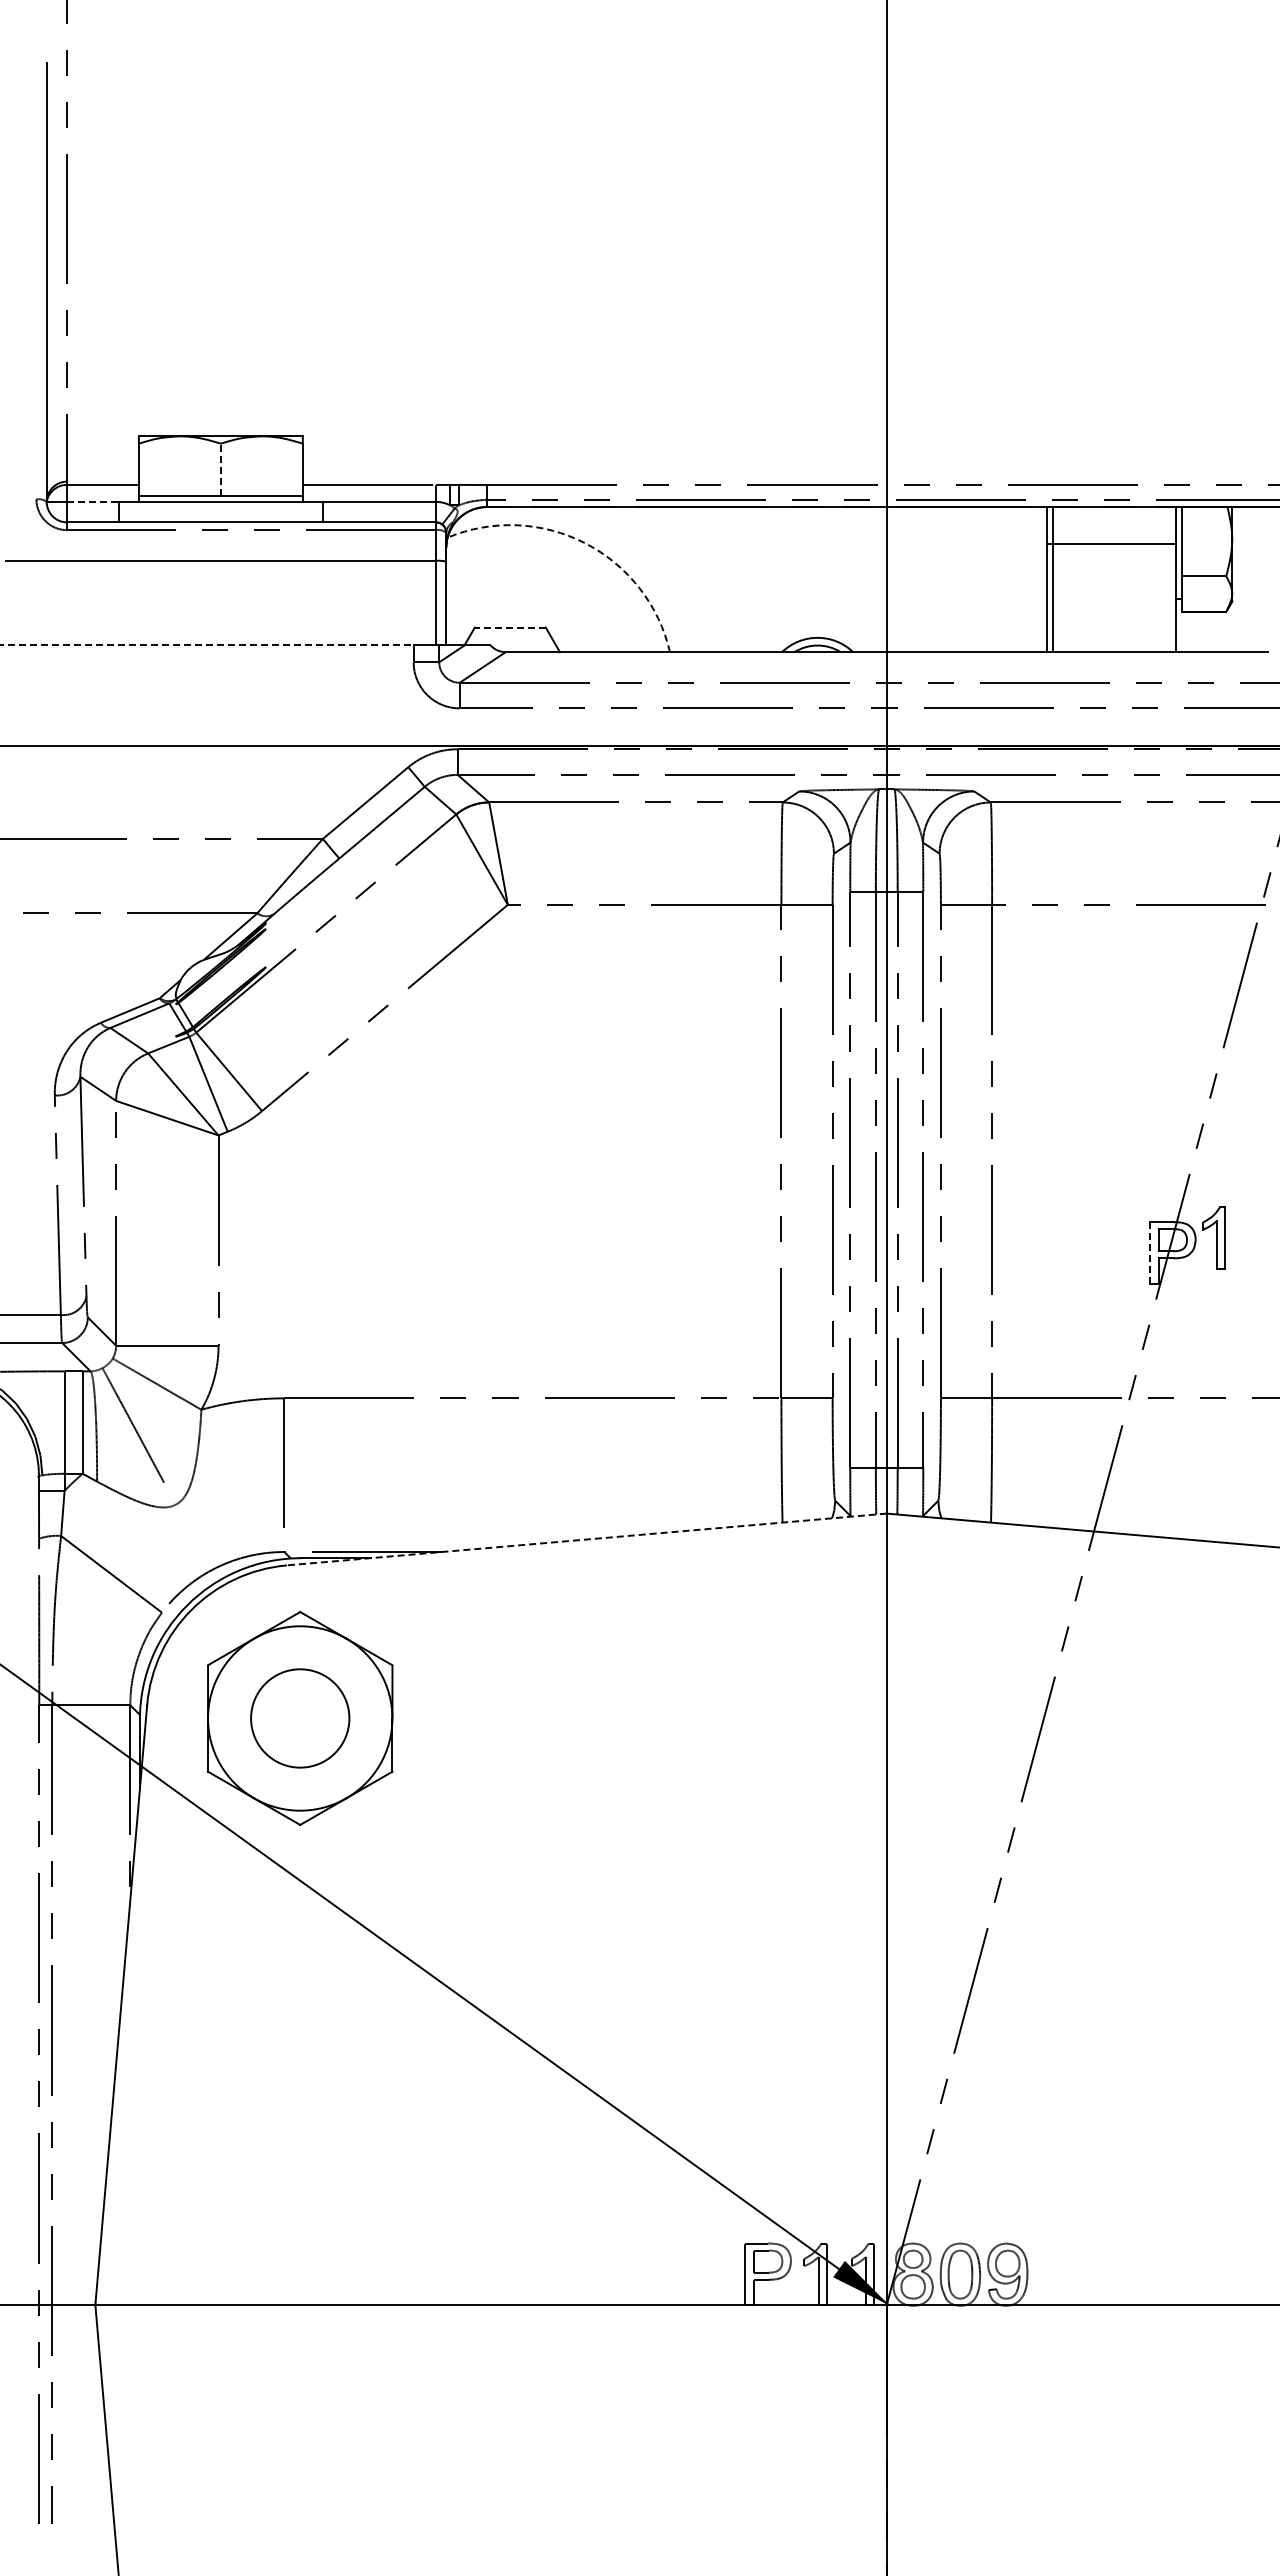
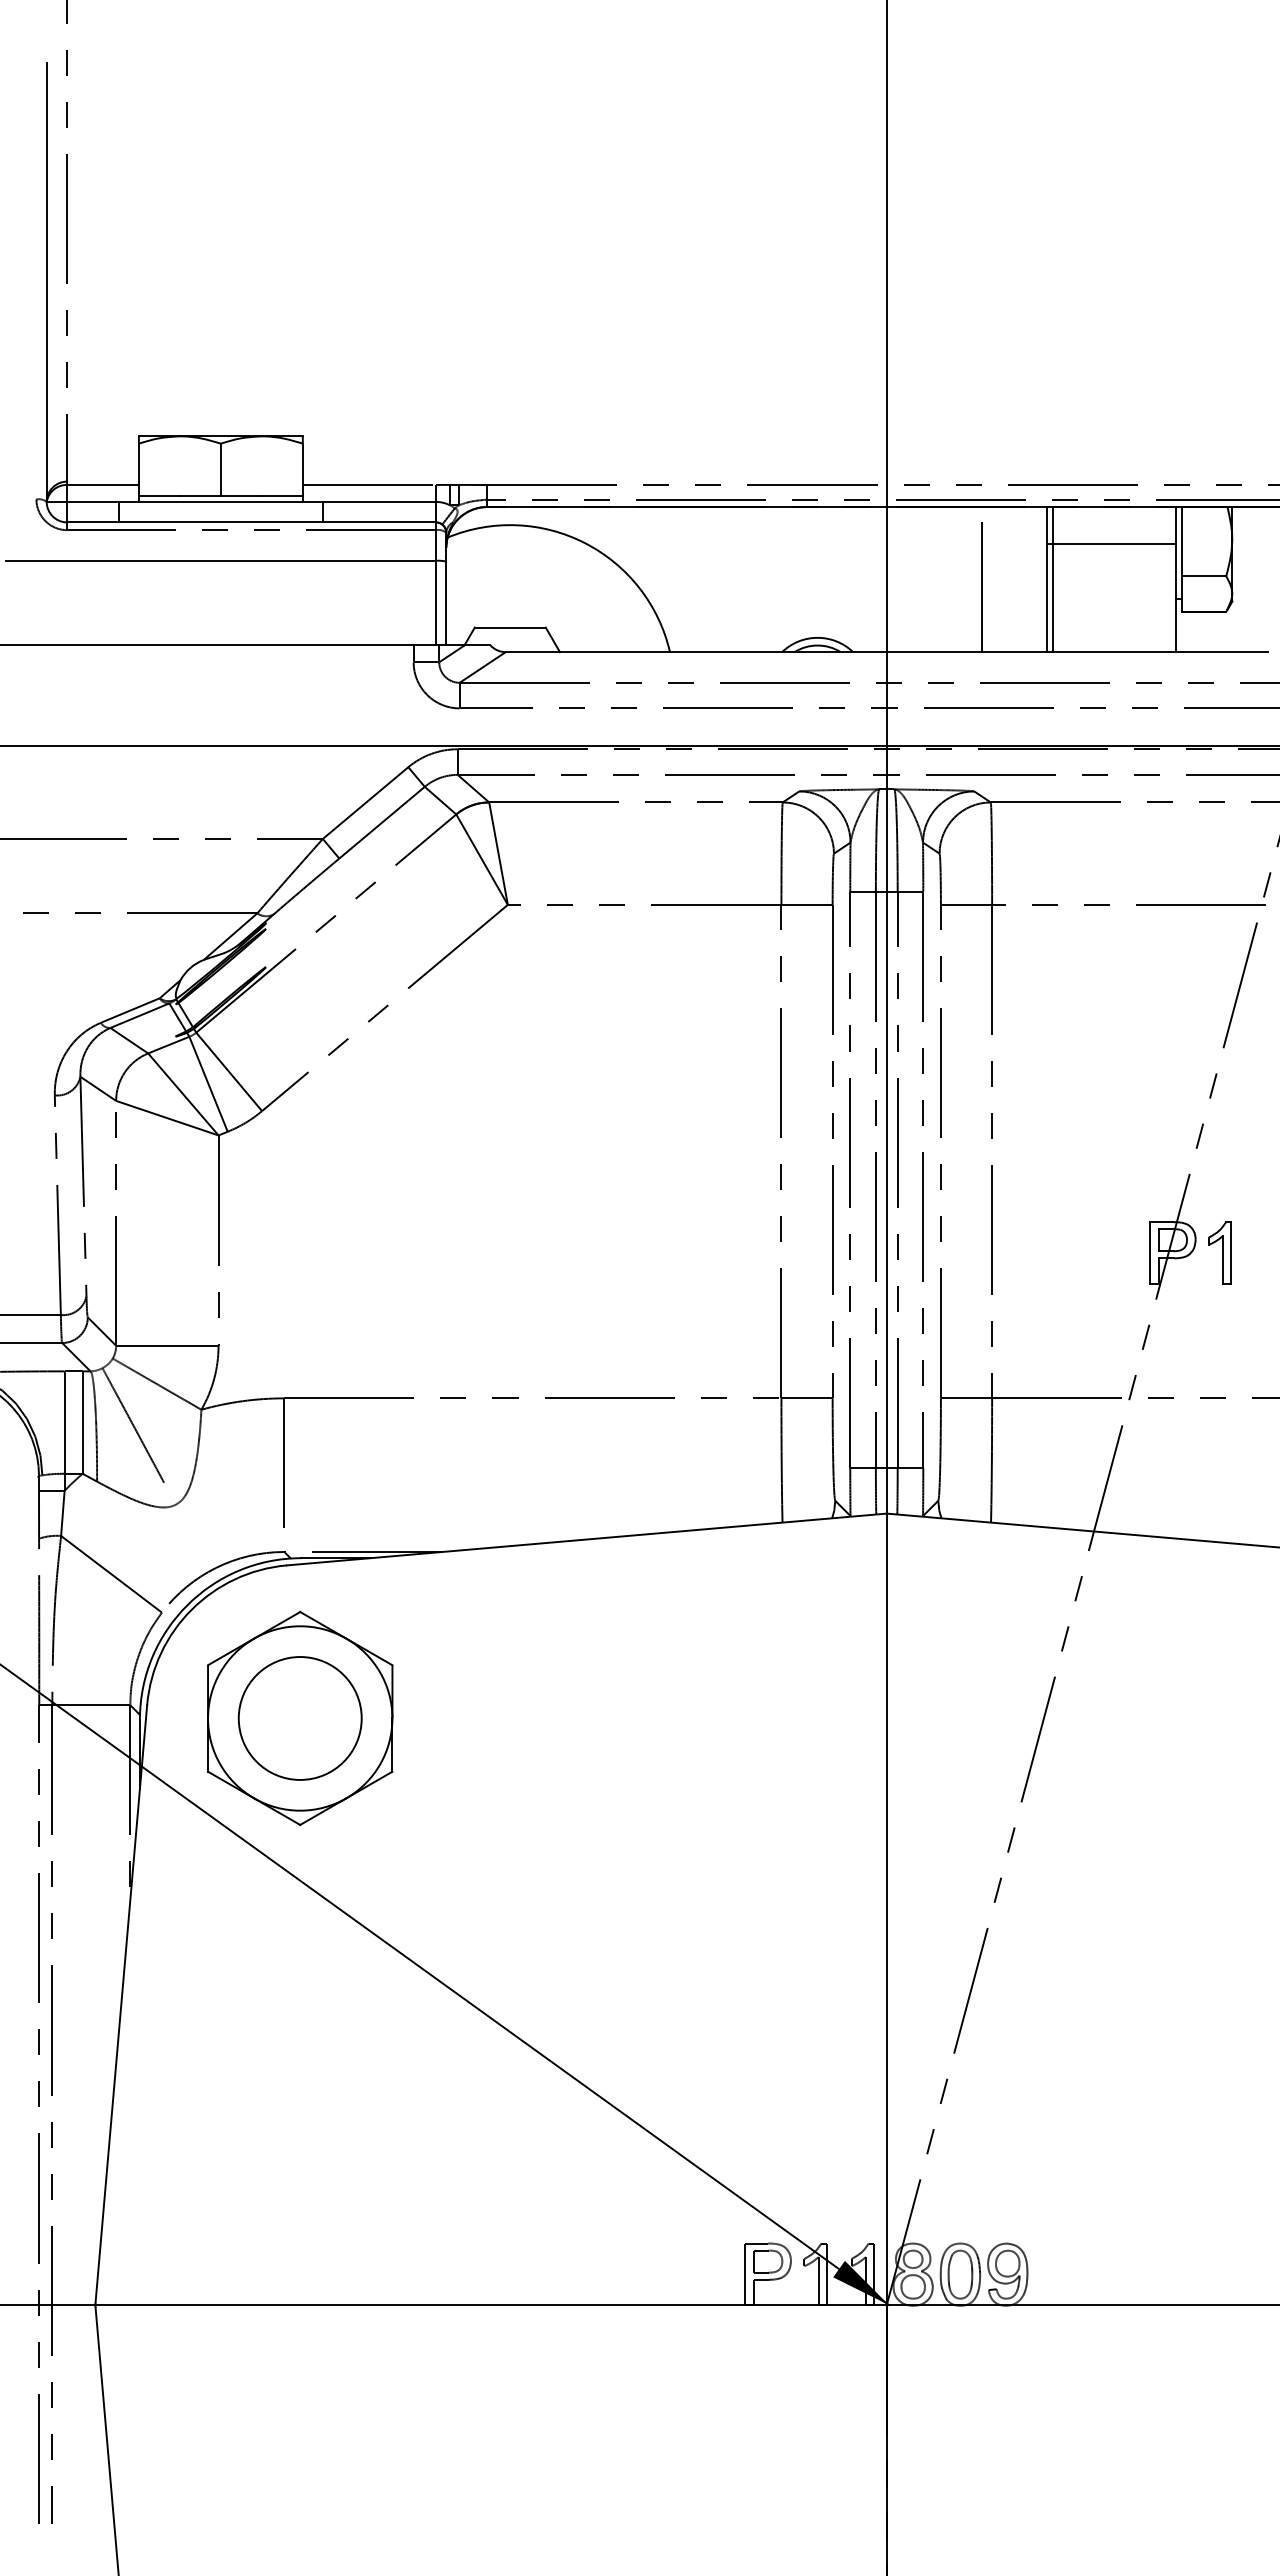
line: dashed -> solid (220, 469)
line: dashed -> solid (93, 501)
arc: dashed -> solid (585, 543)
line: none -> present (981, 579)
line: dashed -> solid (509, 627)
line: dashed -> solid (207, 645)
part position: (1213, 1237) -> (1219, 1252) (1219, 1252)
line: dashed -> solid (1150, 1252)
line: dashed -> solid (586, 1539)
circle diameter: 98 px -> 123 px (299, 1718)
